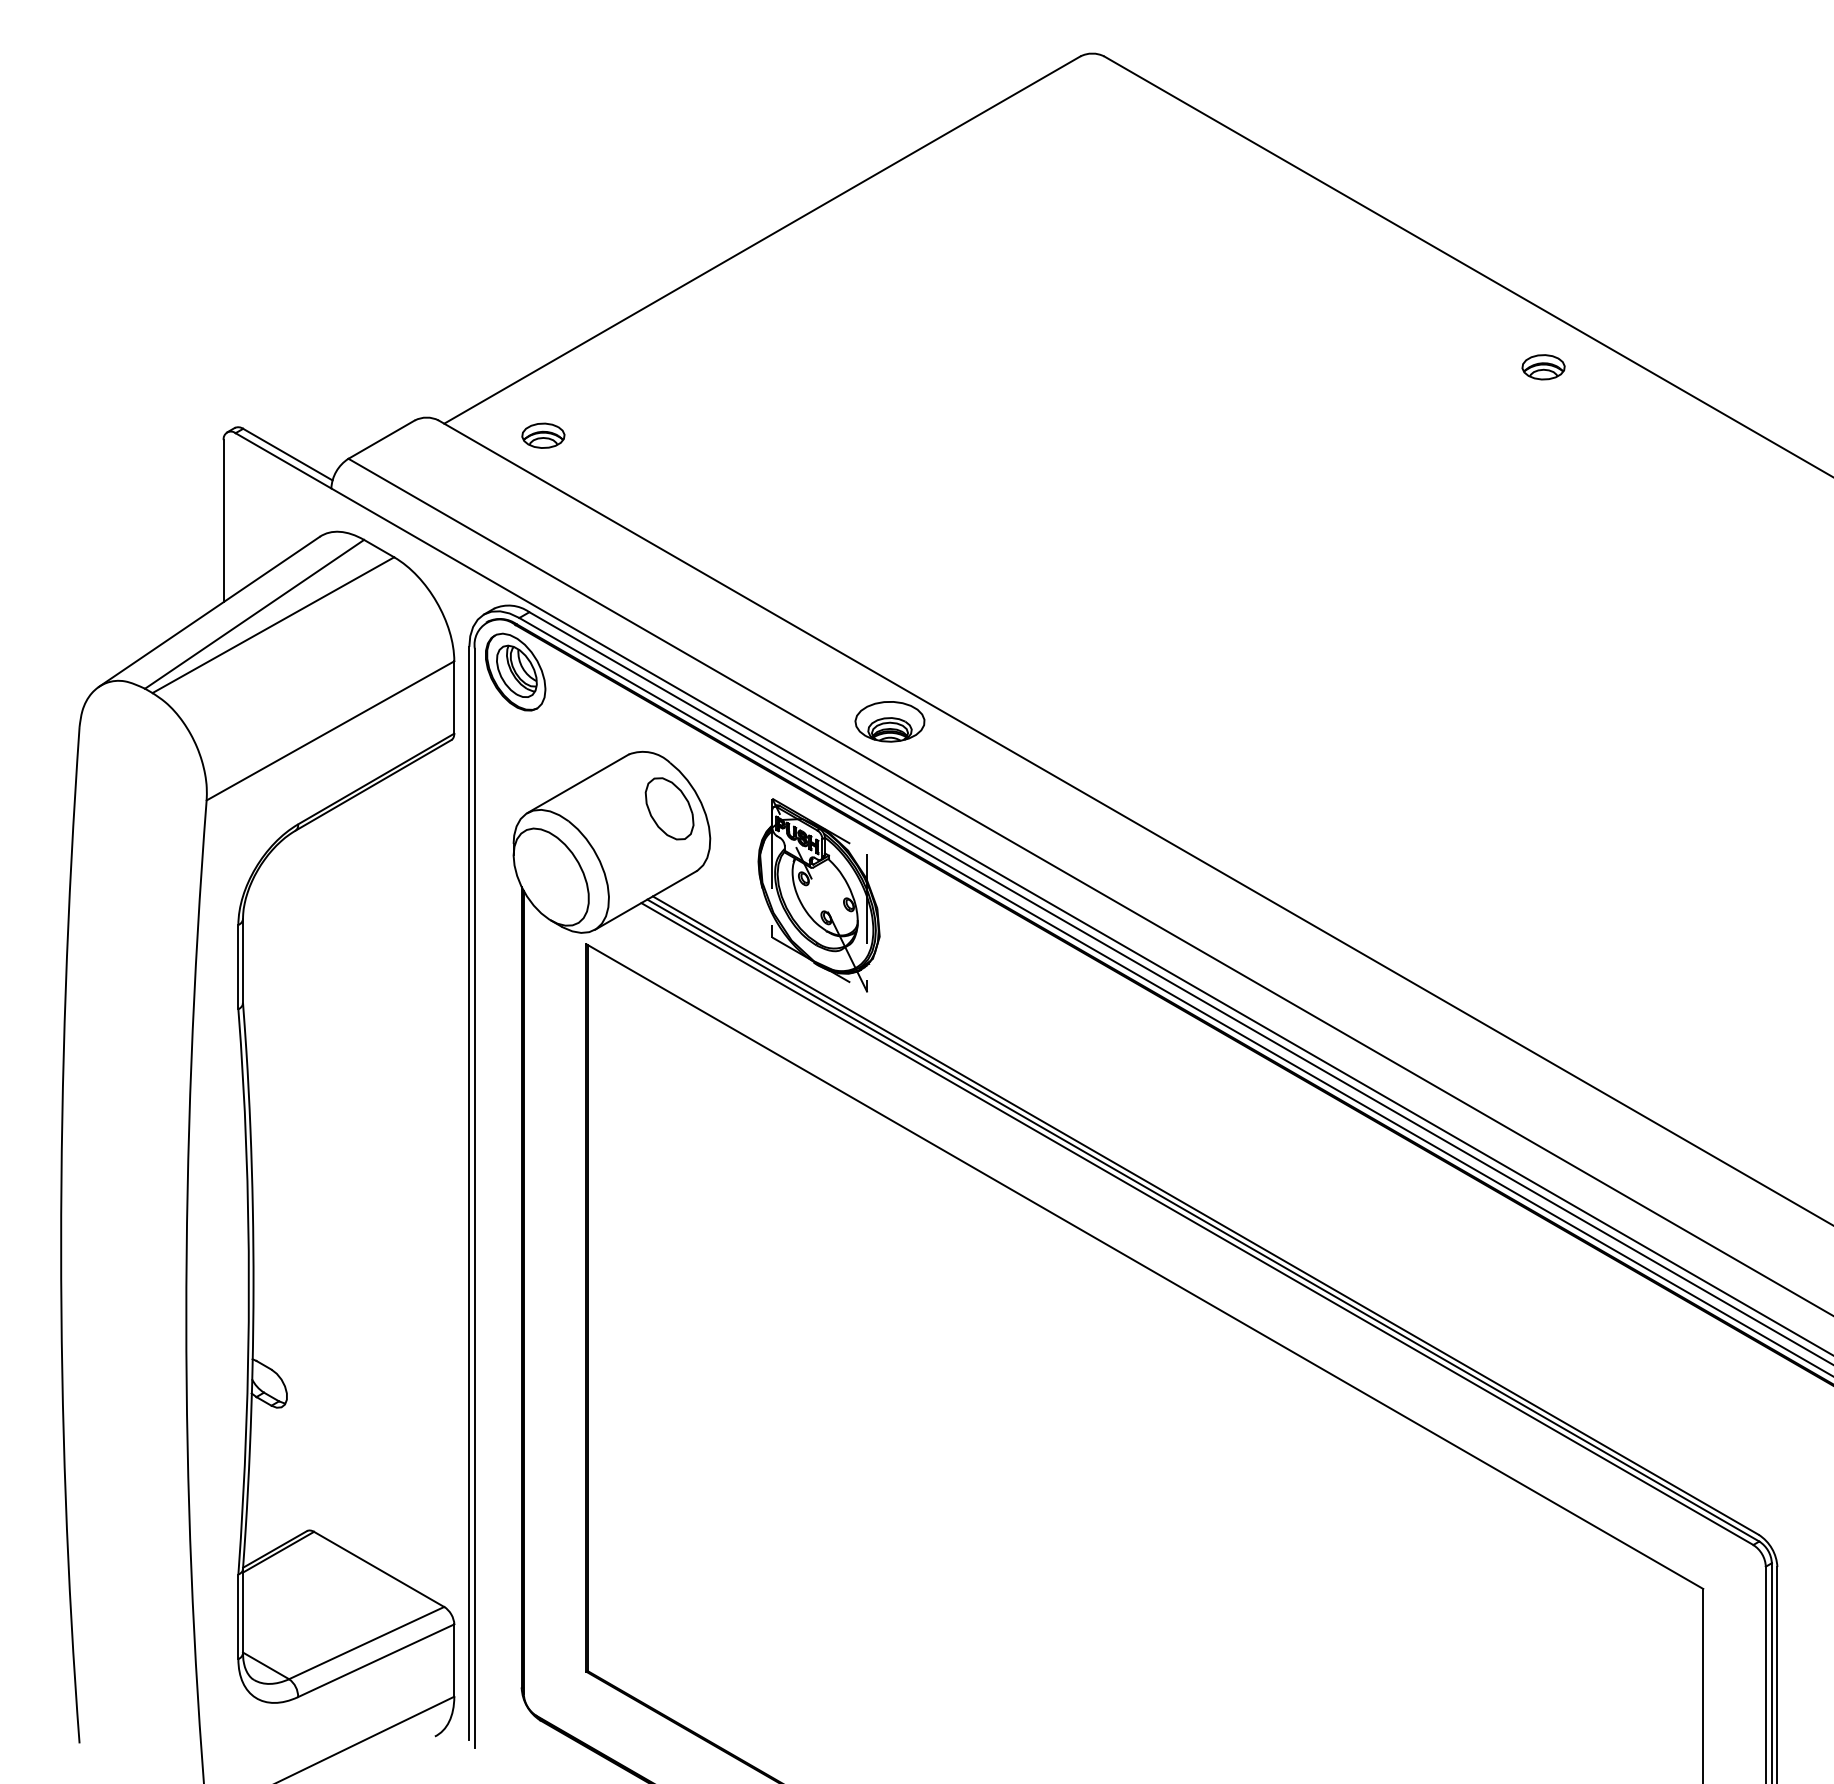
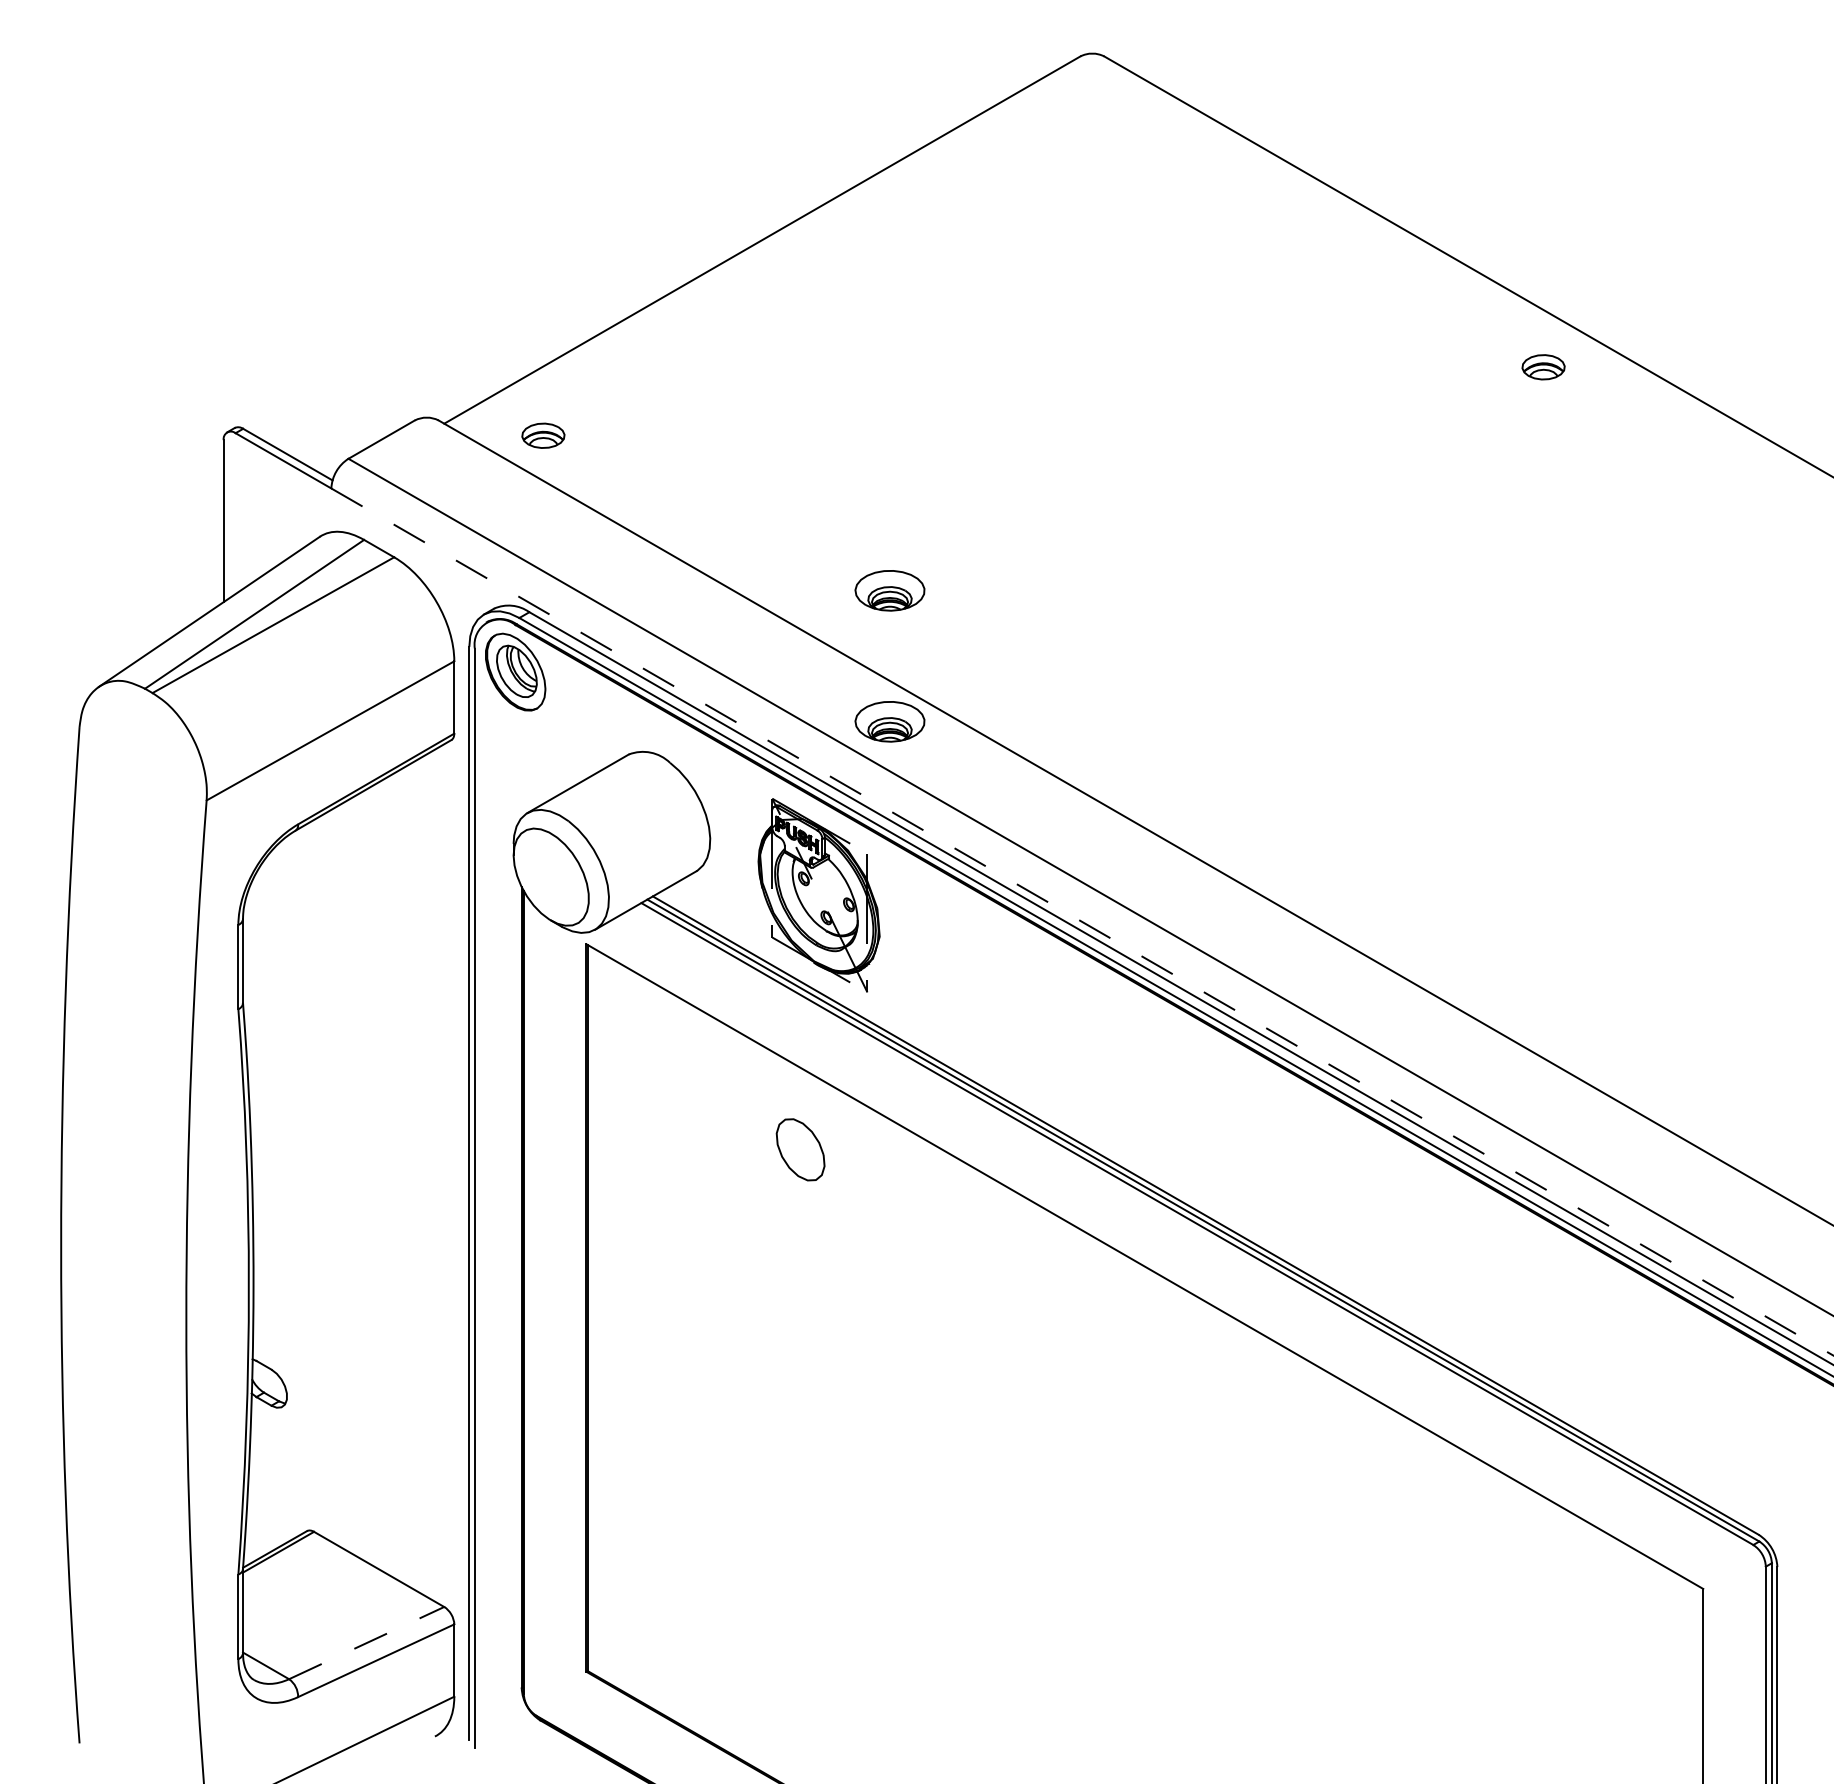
part: none -> present (889, 590)
part position: (669, 808) -> (800, 1149) (800, 1149)
line: solid -> dashed (1082, 922)
line: solid -> dashed (366, 1643)
